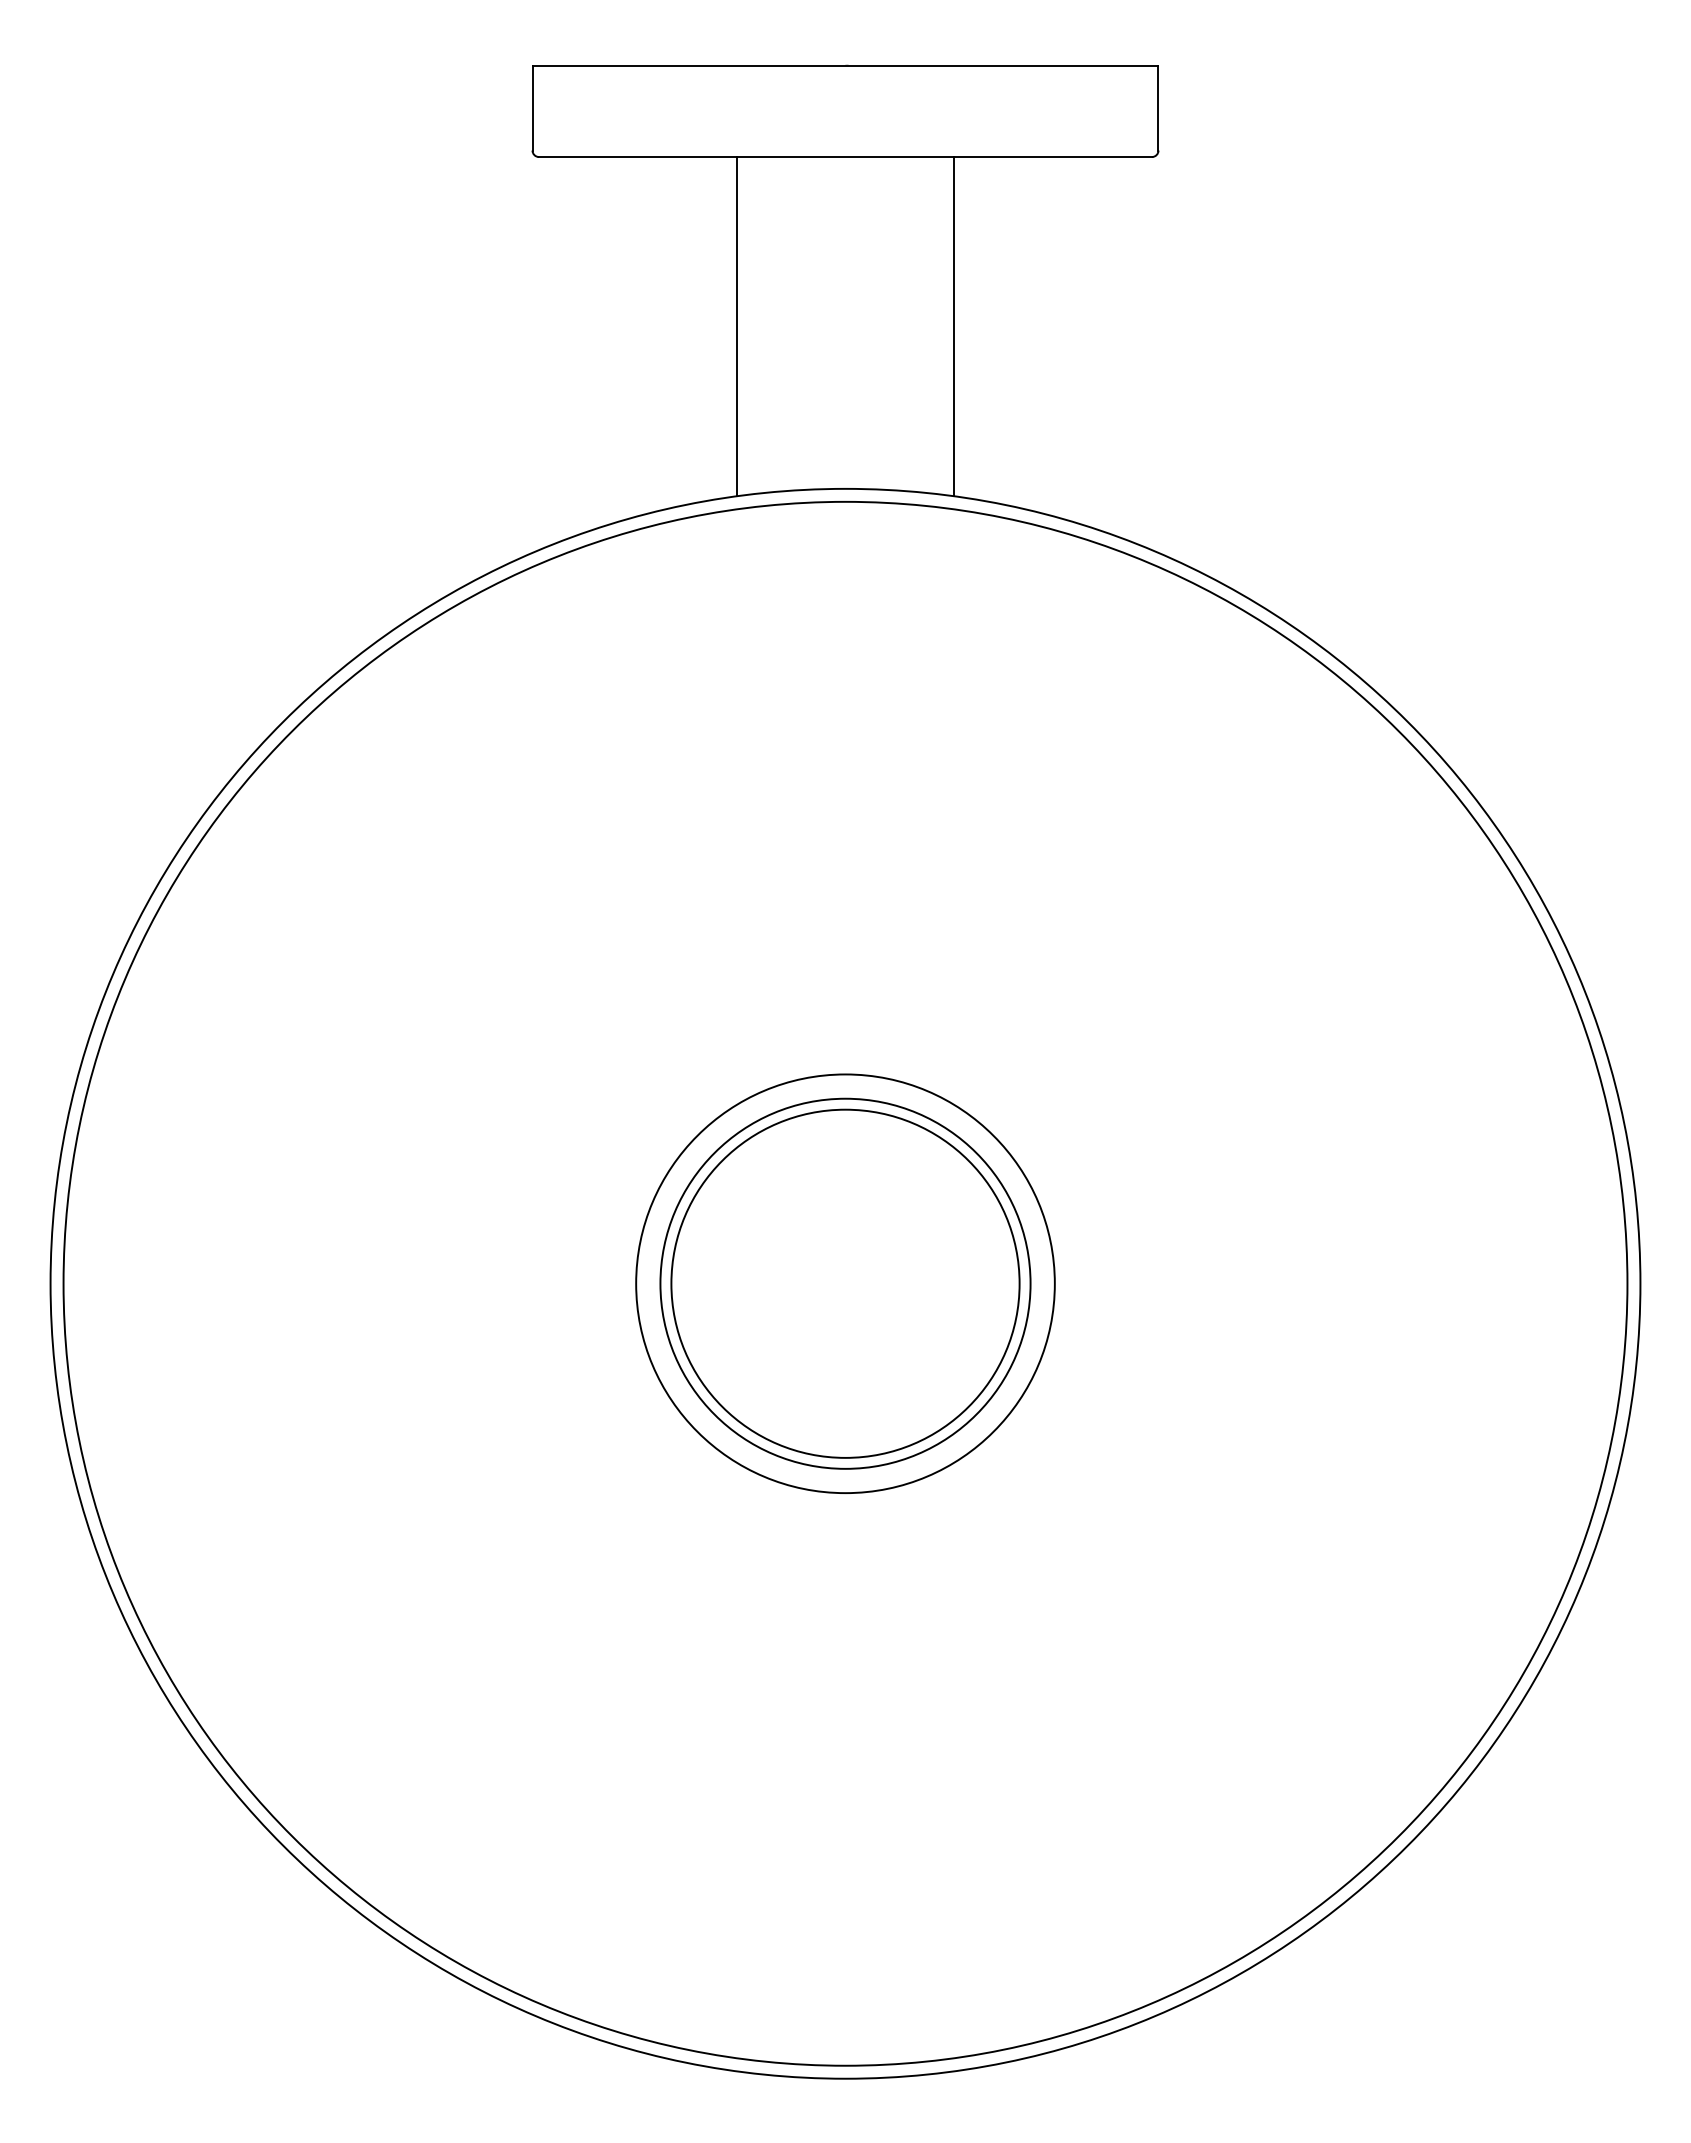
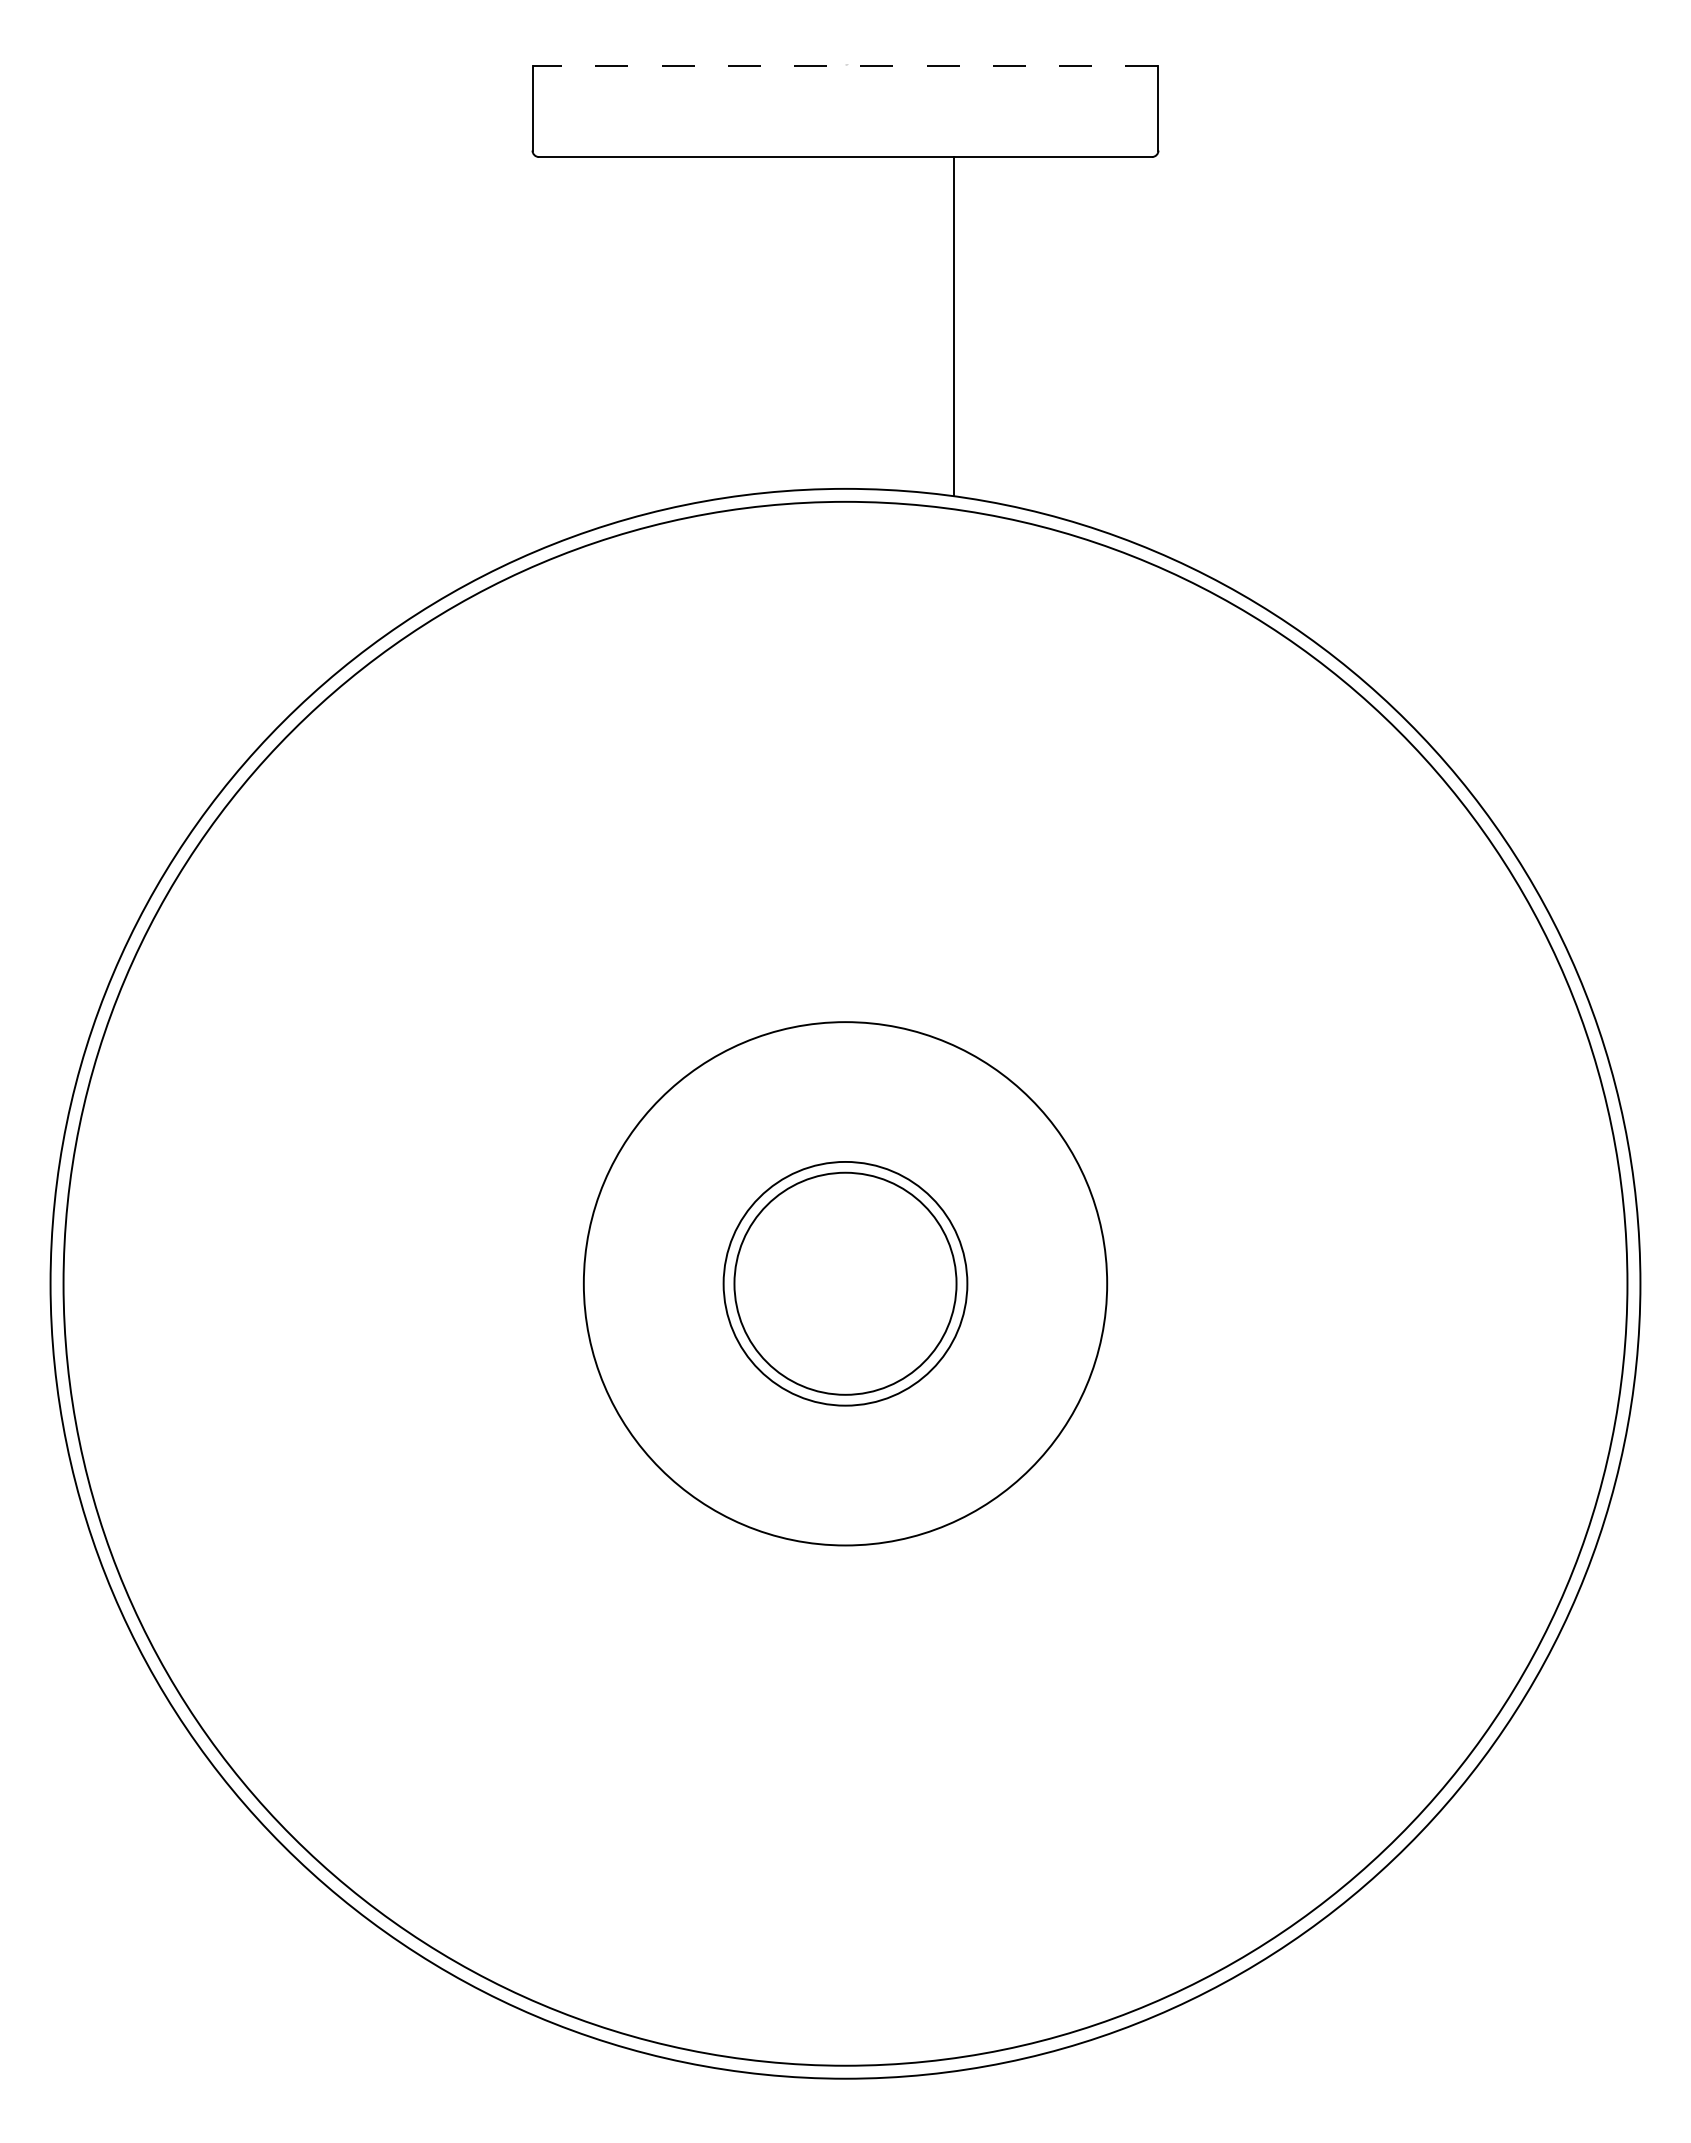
line: solid -> dashed (845, 65)
line: present -> none (736, 326)
circle diameter: 348 px -> 244 px (845, 1283)
circle diameter: 370 px -> 222 px (845, 1283)
circle diameter: 419 px -> 523 px (845, 1283)
